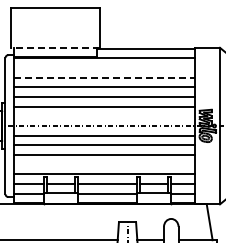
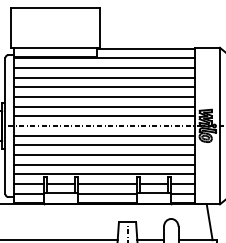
line: dashed -> solid (55, 47)
line: none -> present (104, 68)
line: dashed -> solid (104, 77)
line: none -> present (104, 116)
line: none -> present (104, 164)
